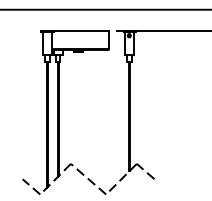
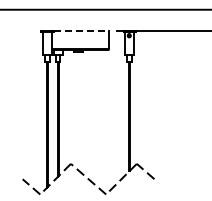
line: solid -> dashed (81, 30)
